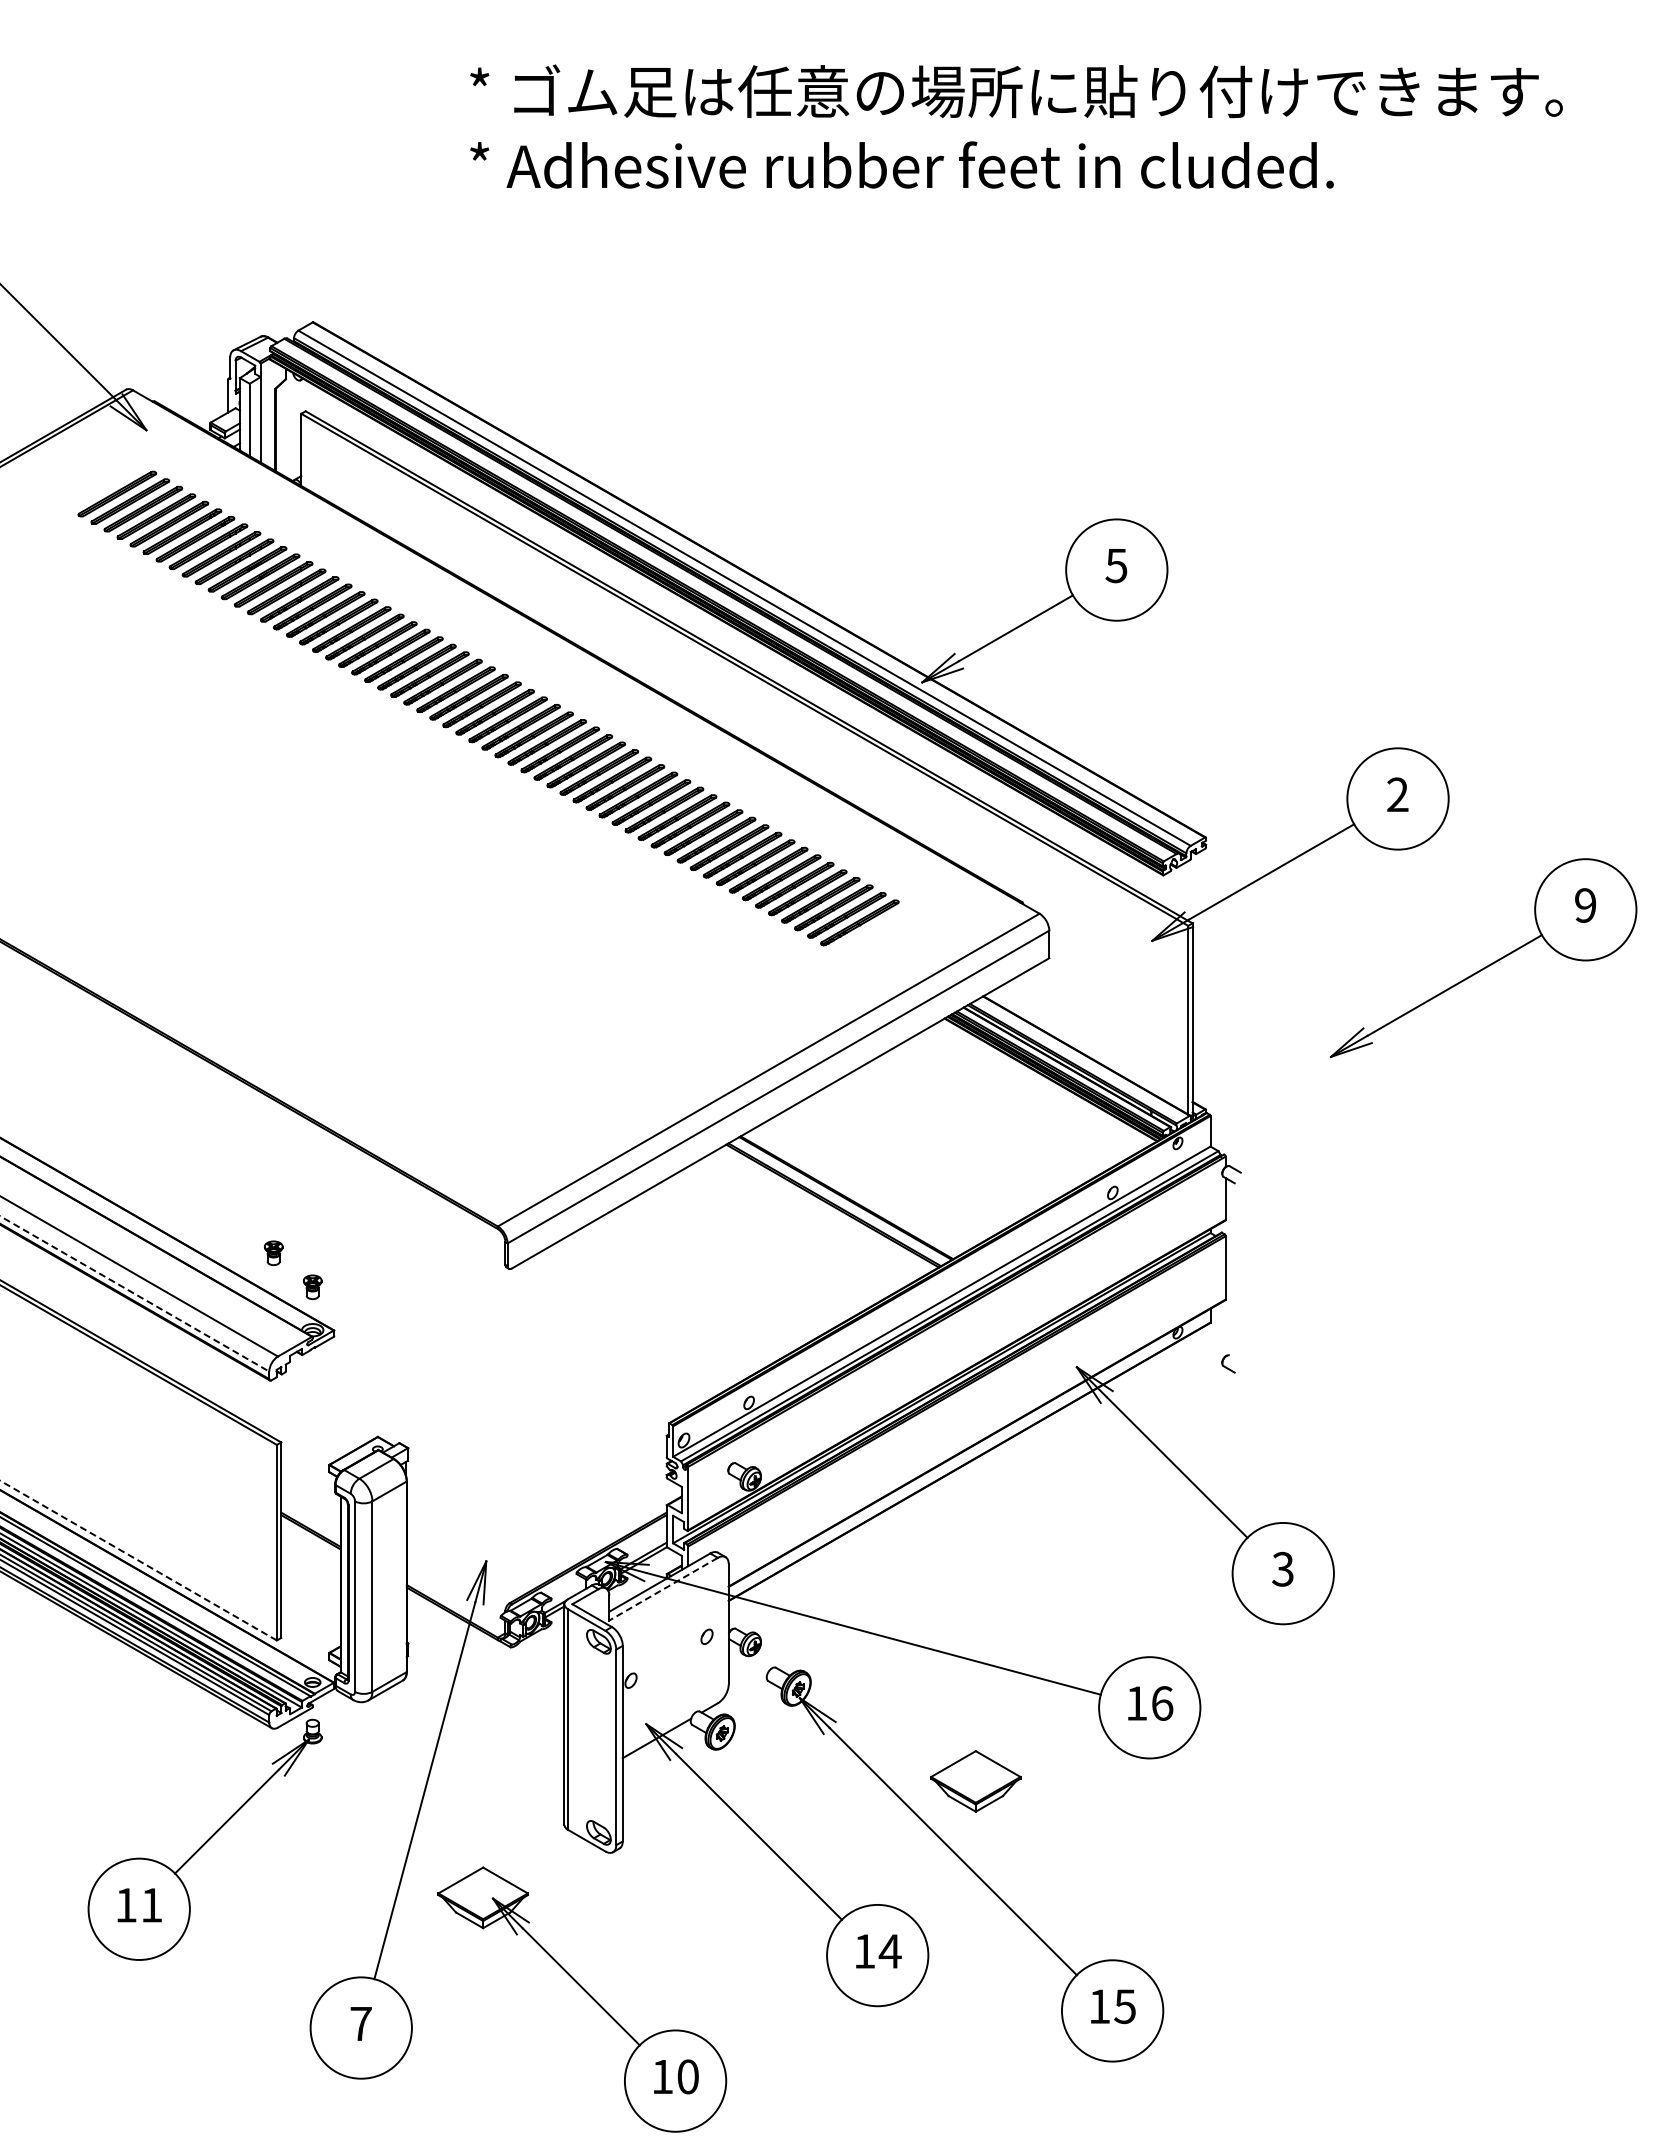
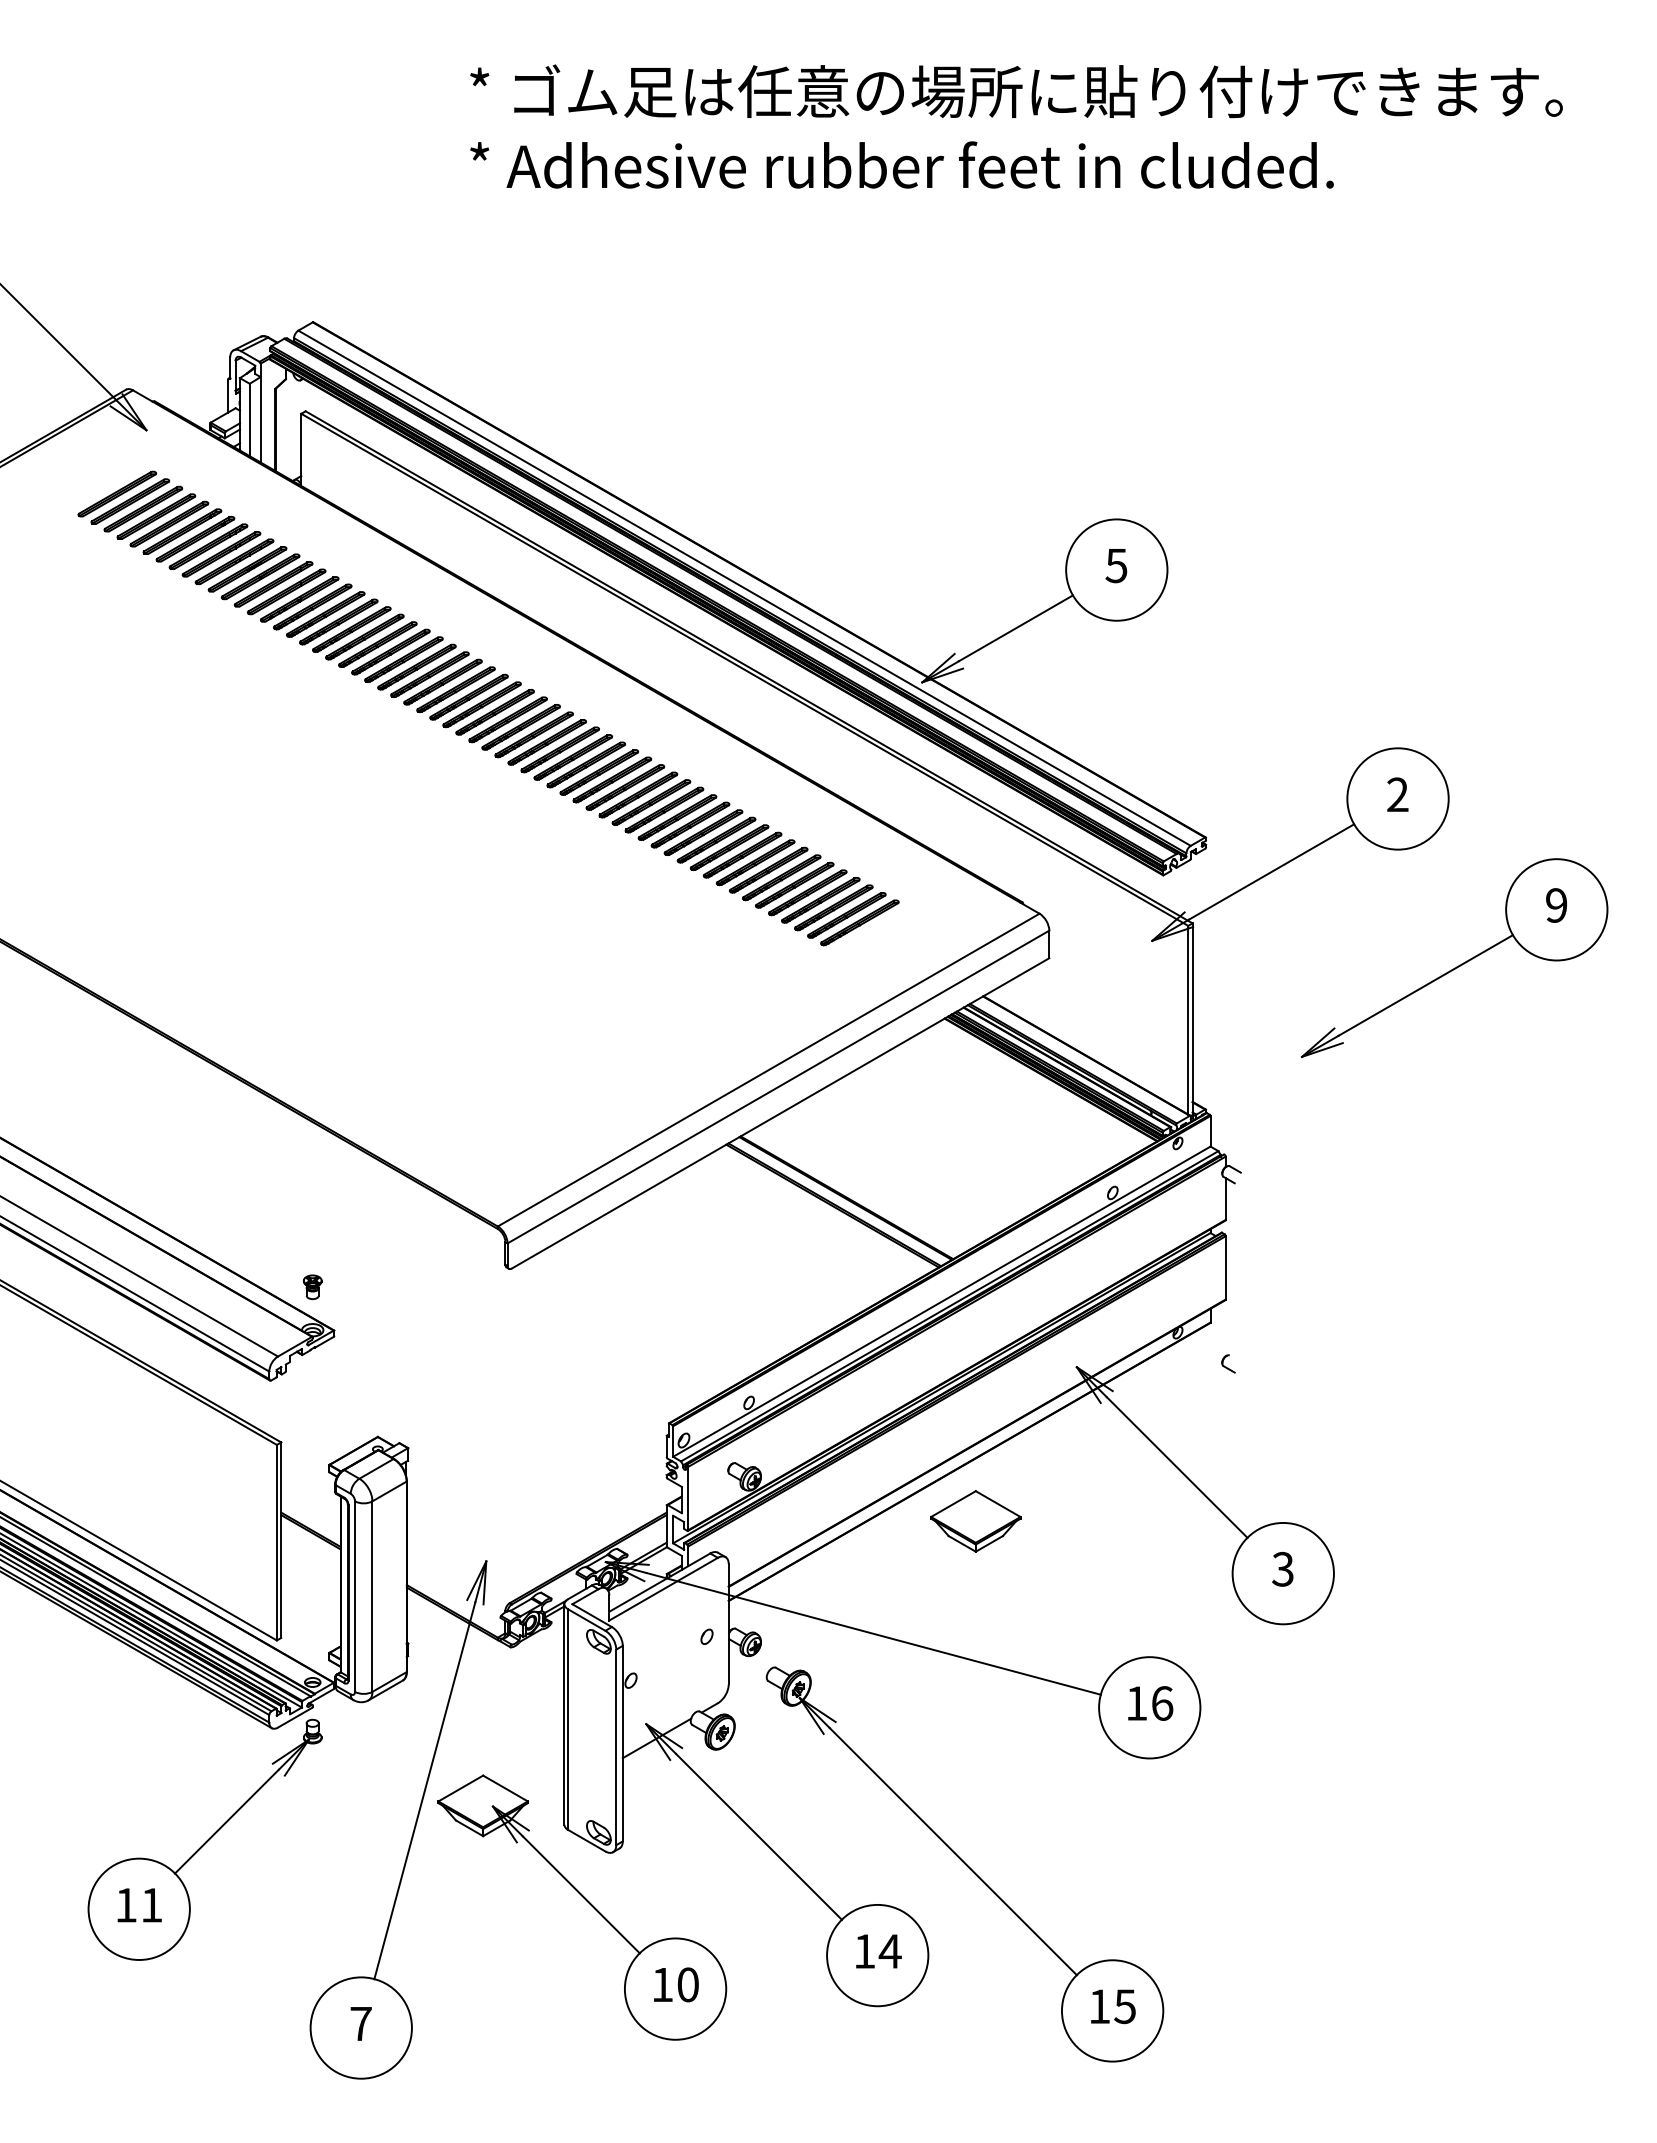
part position: (1488, 964) -> (1459, 964) (1459, 964)
part: present -> none (273, 1253)
line: dashed -> solid (135, 1294)
line: dashed -> solid (138, 1560)
line: dashed -> solid (663, 1589)
part position: (975, 1781) -> (975, 1521) (975, 1521)
part position: (587, 1994) -> (587, 1902) (587, 1902)
